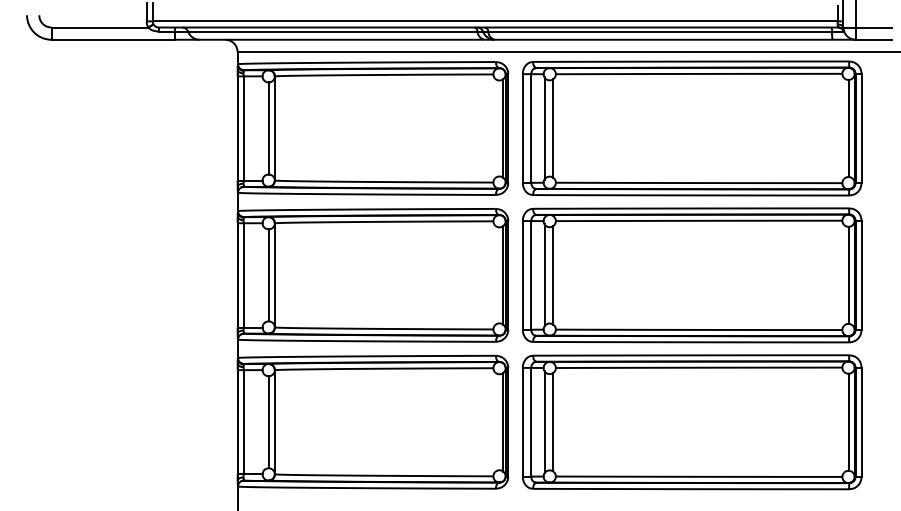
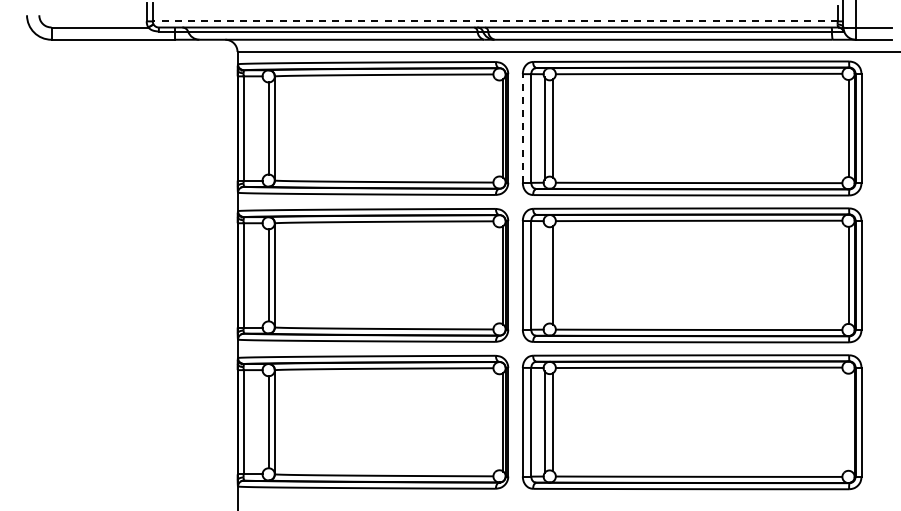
line: solid -> dashed (494, 21)
line: solid -> dashed (522, 128)
line: present -> none (544, 275)
line: present -> none (848, 421)
